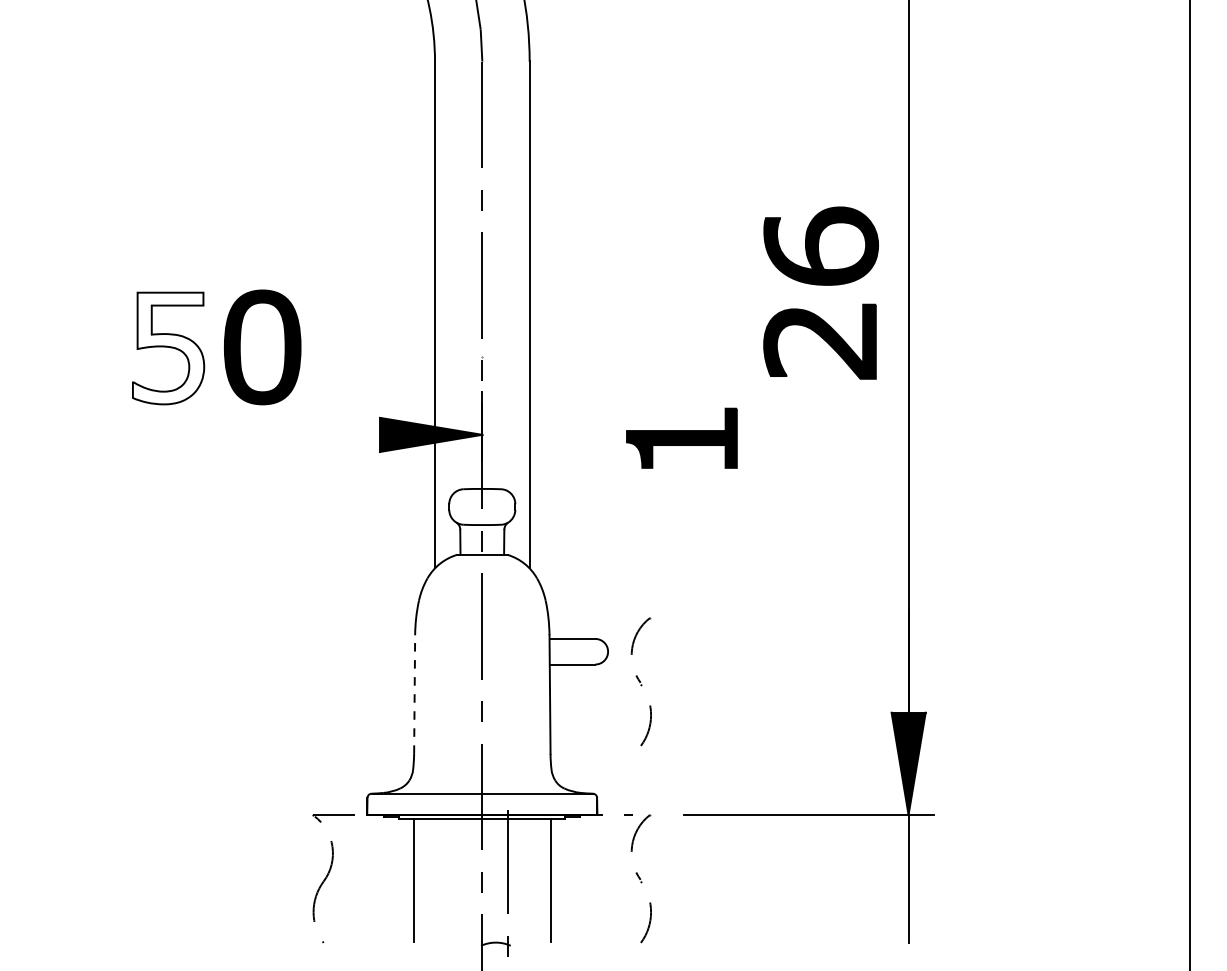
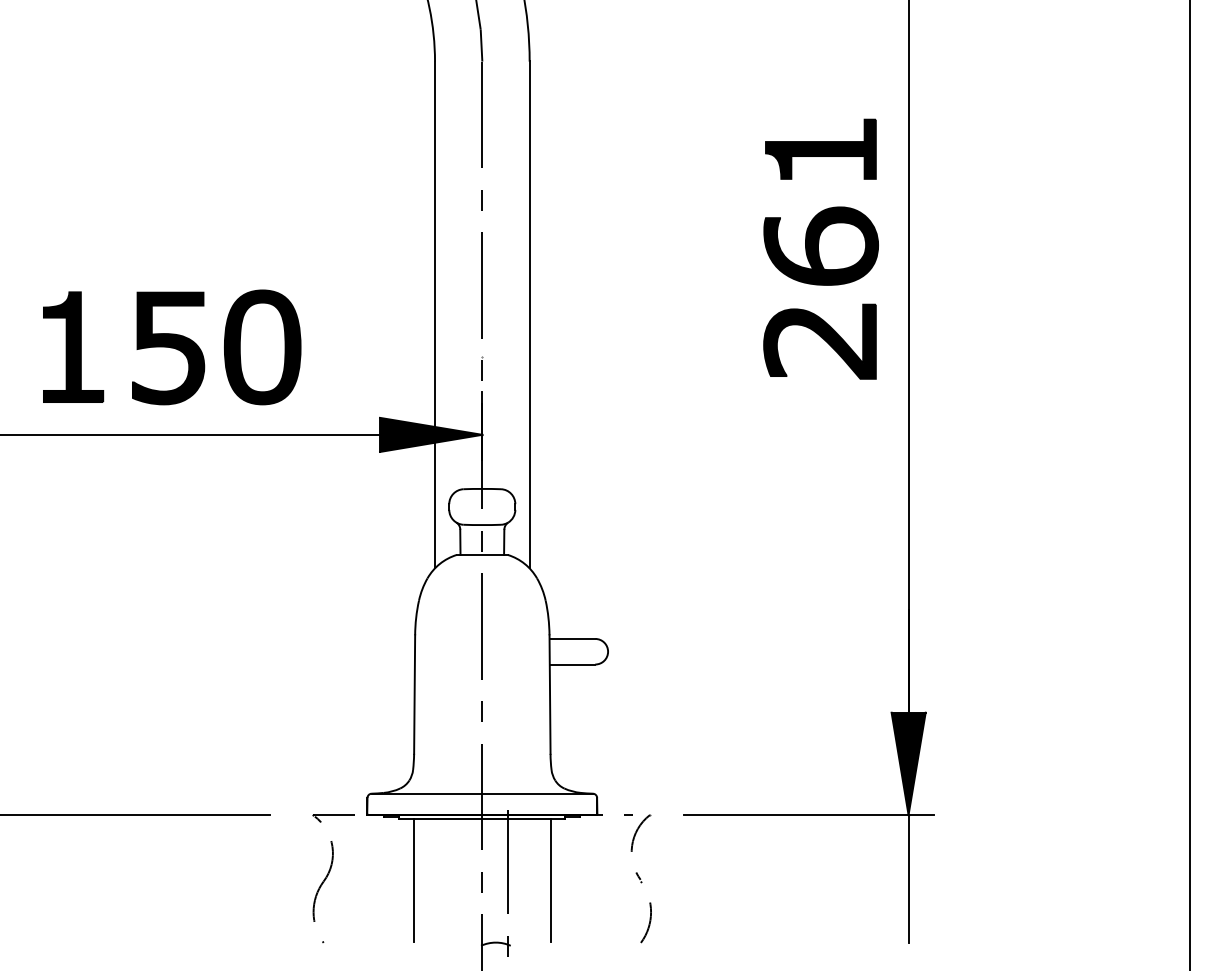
part: none -> present (73, 346)
fill: none -> present (168, 348)
line: none -> present (191, 434)
part position: (681, 437) -> (820, 148) (820, 148)
part: present -> none (640, 681)
line: dashed -> solid (414, 694)
line: none -> present (136, 815)
